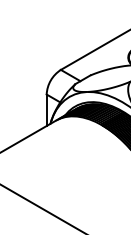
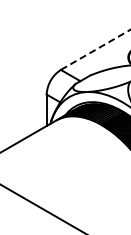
line: solid -> dashed (96, 49)
